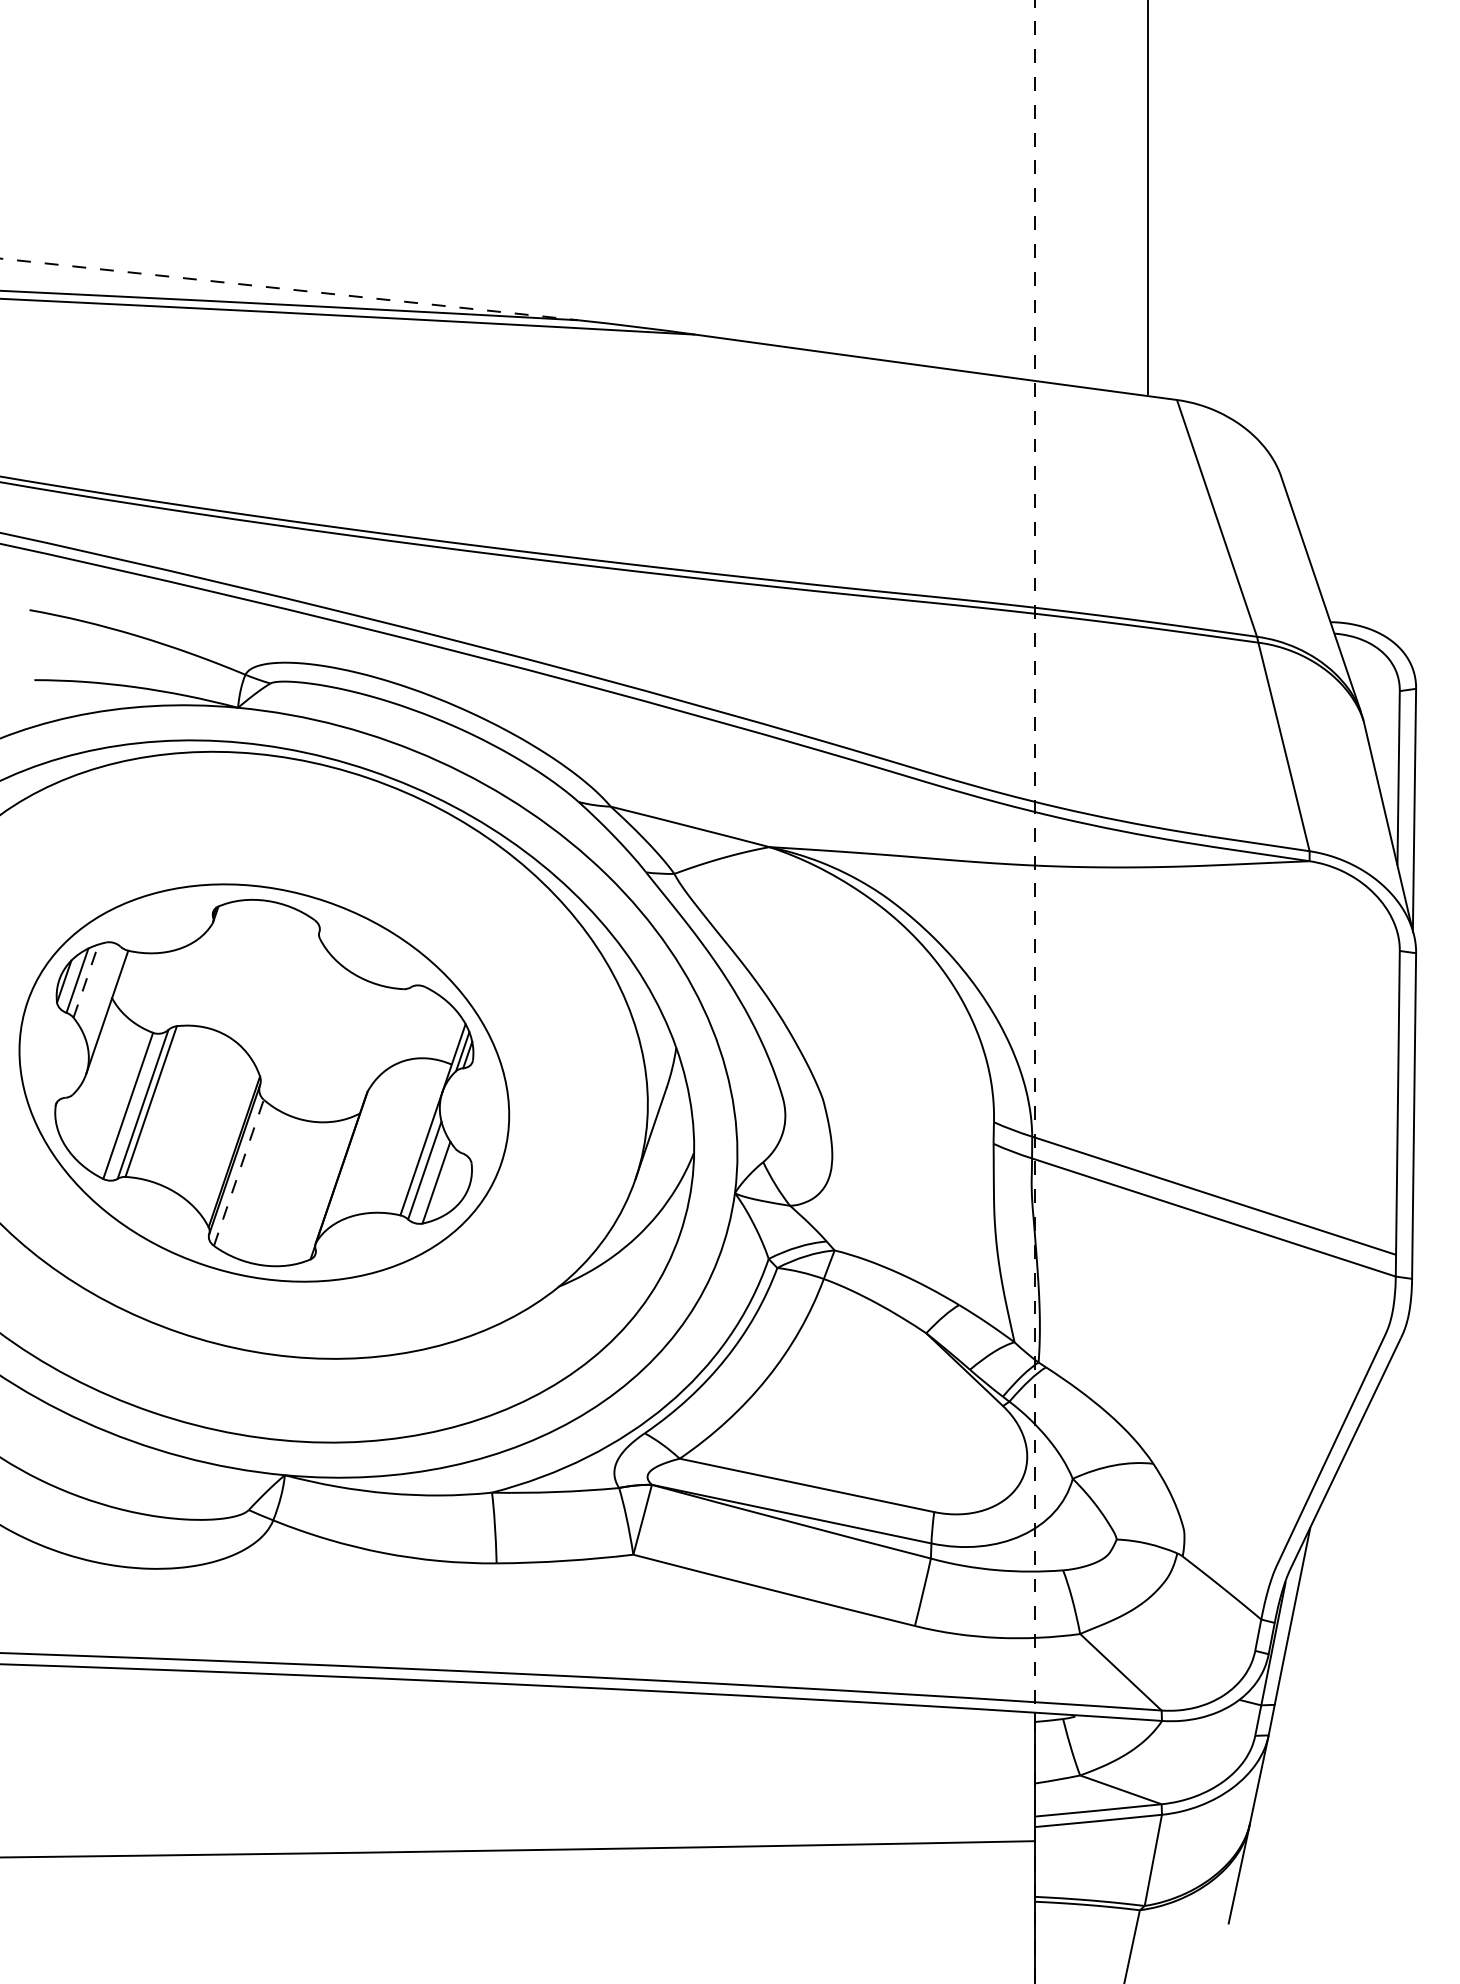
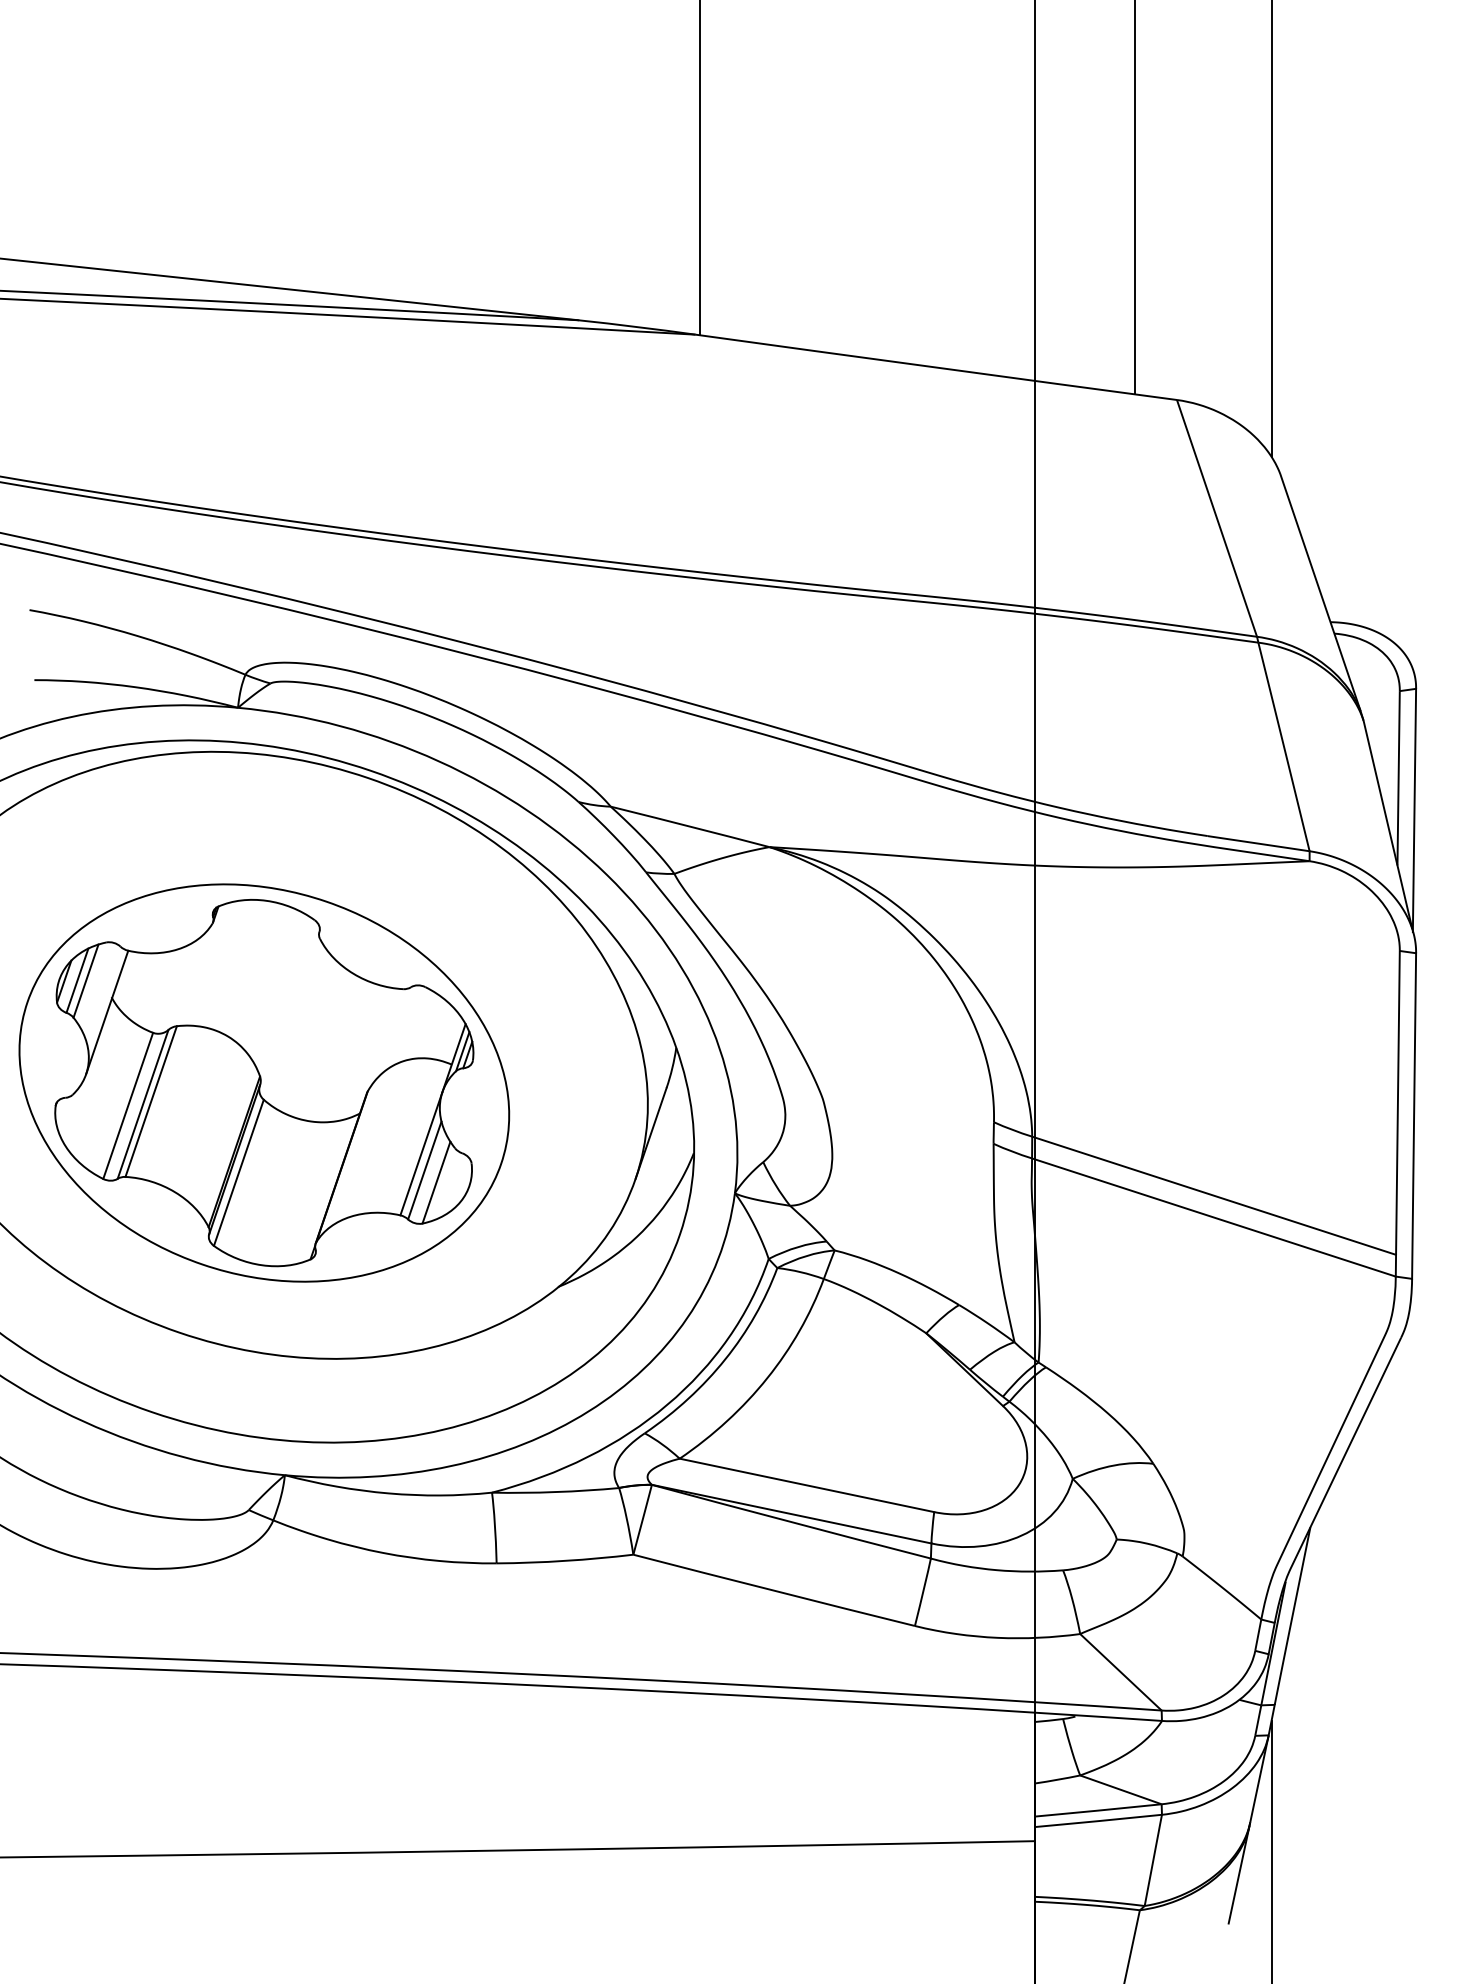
line: none -> present (699, 168)
line position: (1147, 197) -> (1134, 197) (1134, 197)
line: none -> present (1271, 229)
line: dashed -> solid (289, 289)
line: dashed -> solid (86, 981)
line: dashed -> solid (1035, 992)
line: dashed -> solid (239, 1172)
line: none -> present (1271, 1850)
